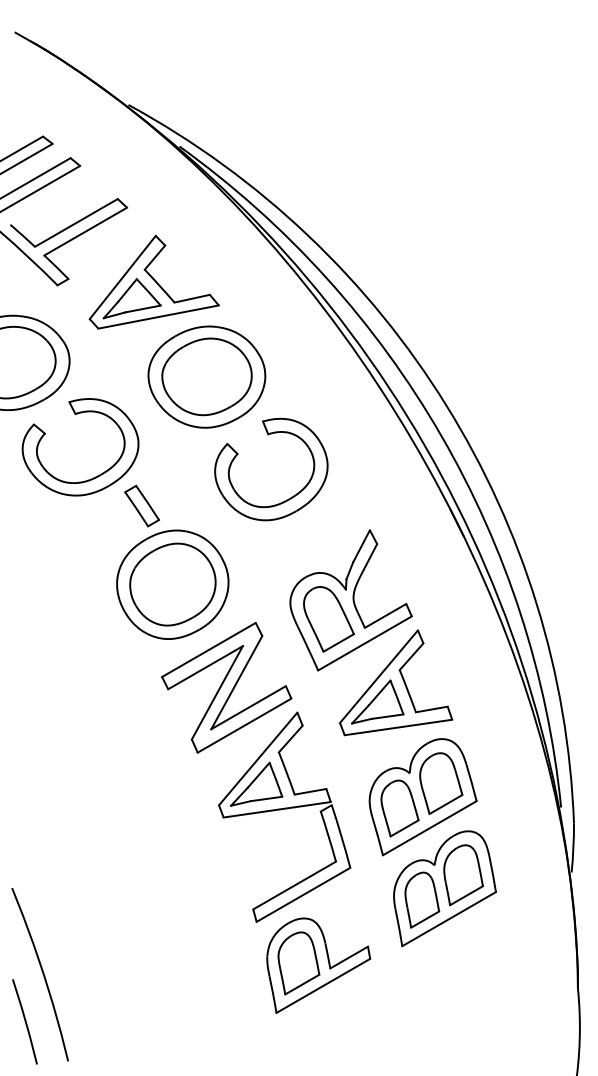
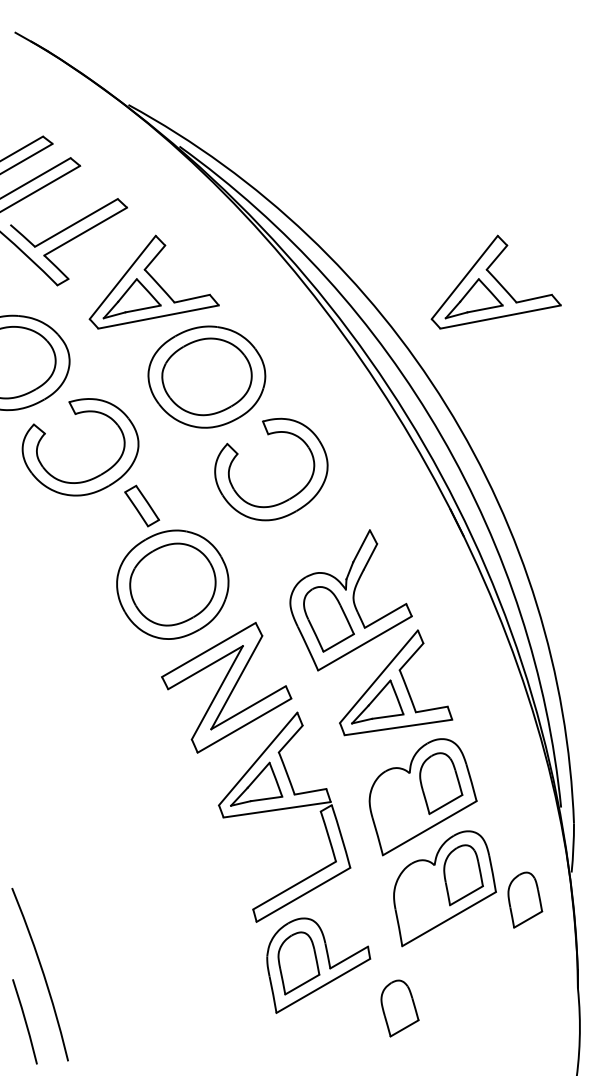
part: none -> present (495, 281)
part position: (399, 808) -> (399, 1008) (399, 1008)
part position: (422, 899) -> (525, 899) (525, 899)
